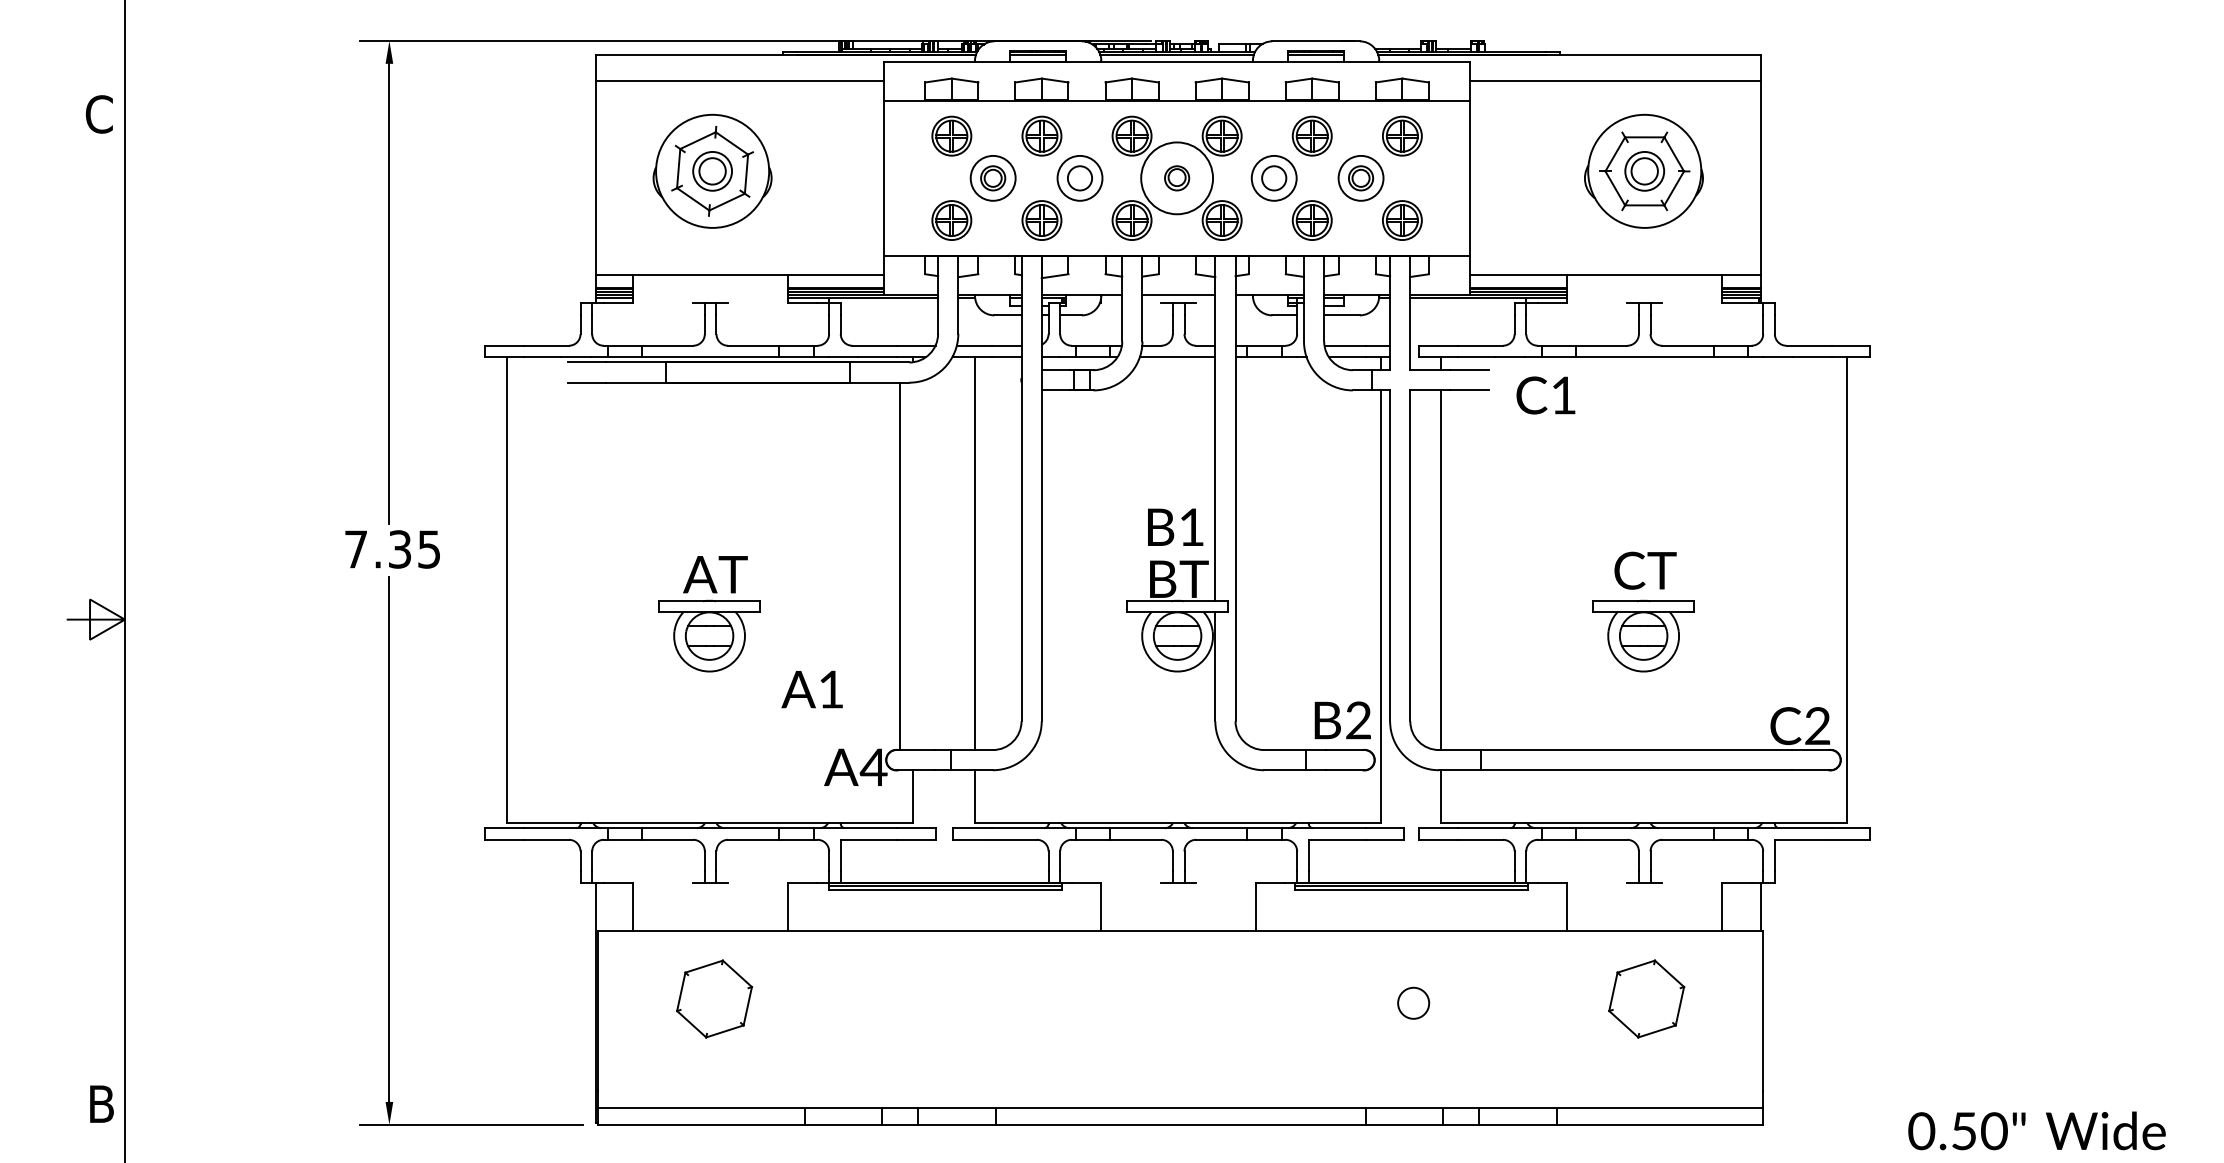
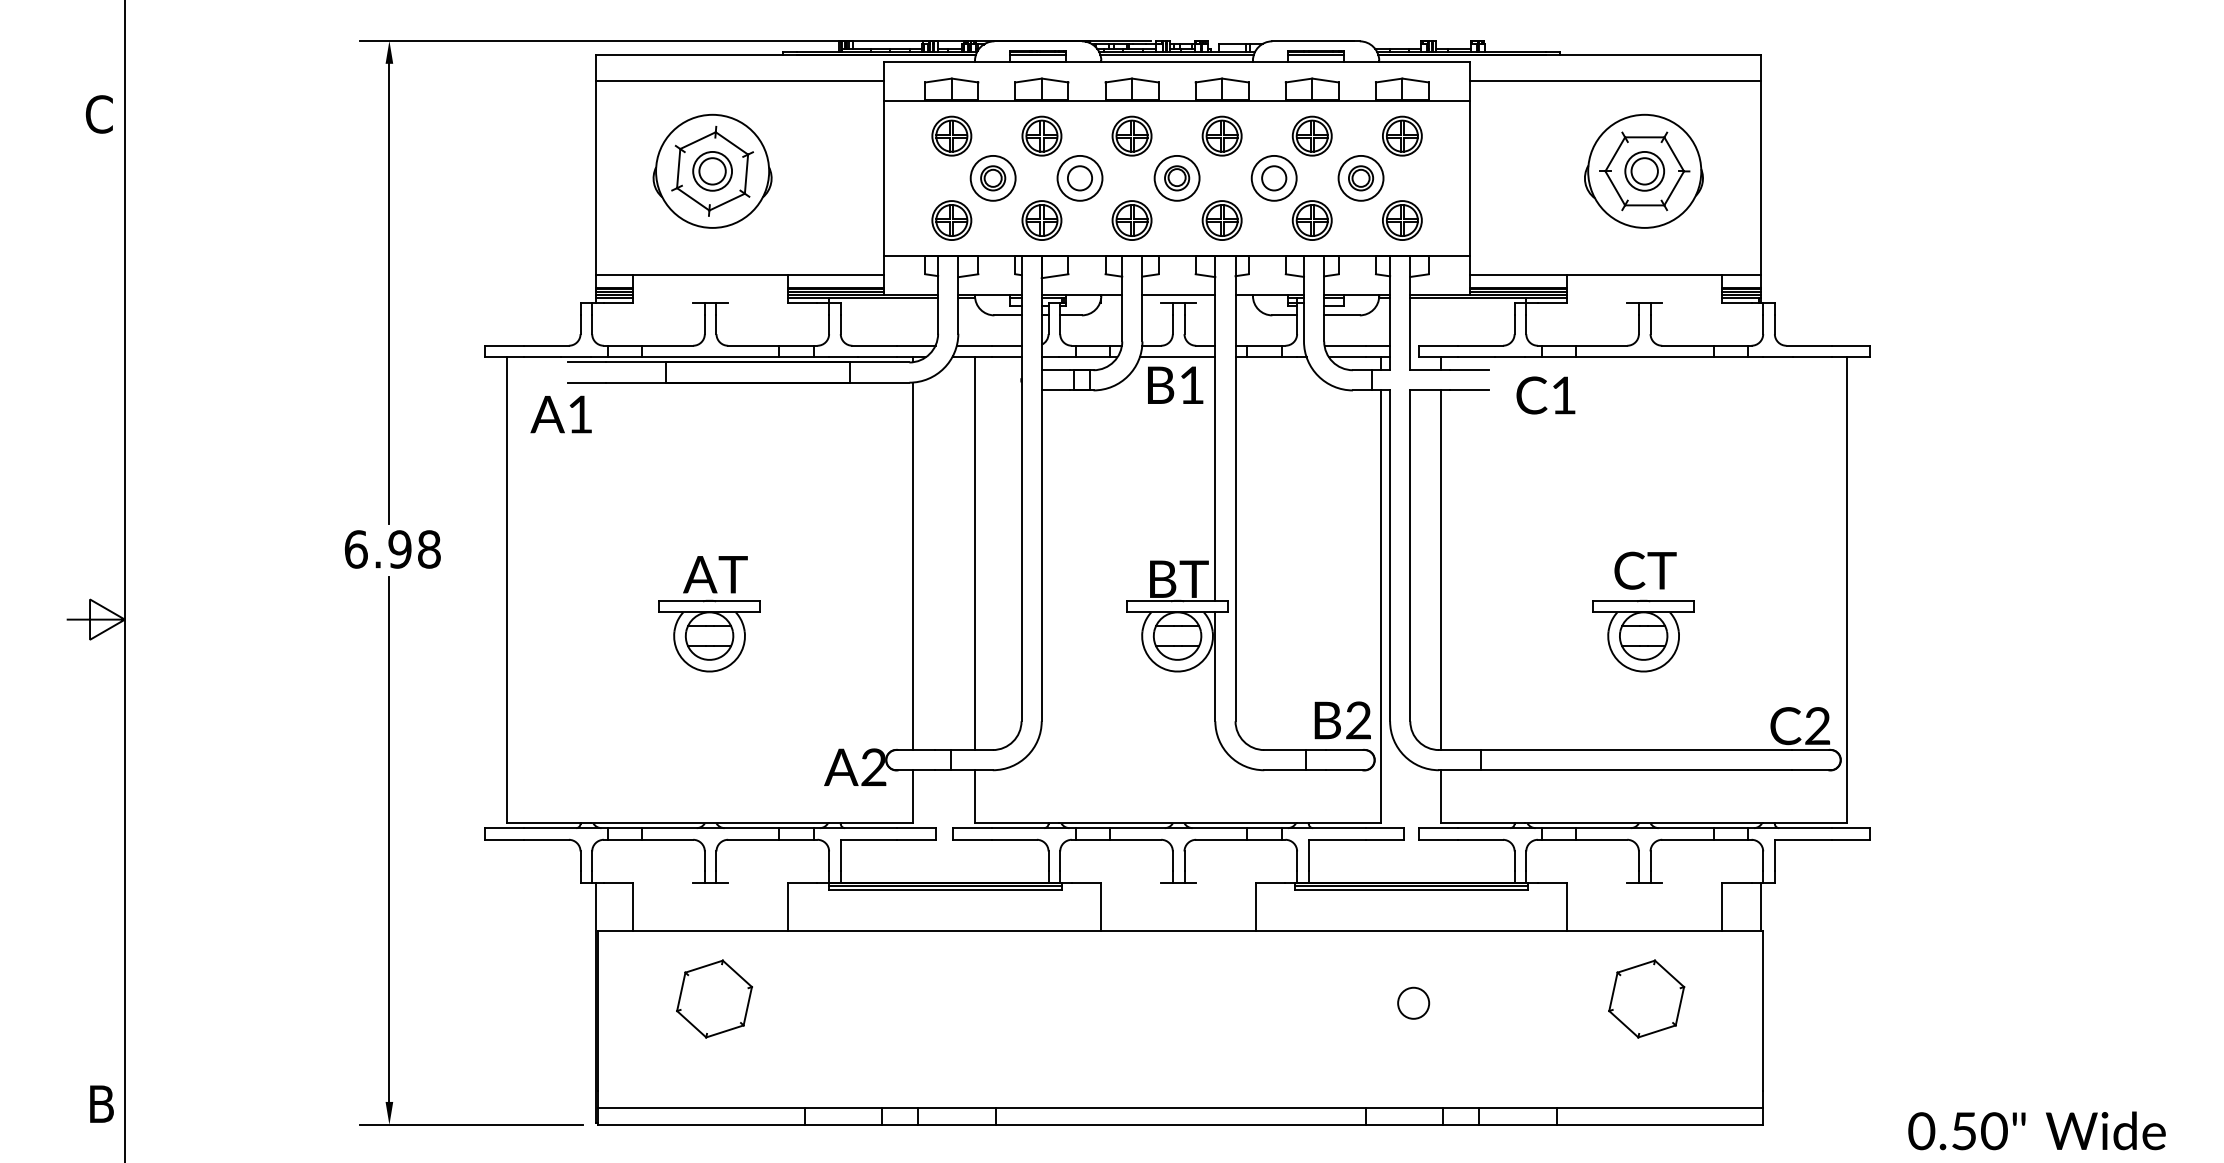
circle diameter: 72 px -> 45 px (1176, 177)
text position: (1175, 526) -> (1175, 384) (1175, 384)
text: 7.35 -> 6.98 (392, 549)
line position: (900, 566) -> (913, 566) (913, 566)
text position: (811, 689) -> (560, 414) (560, 414)
text: A4 -> A2 (873, 766)
